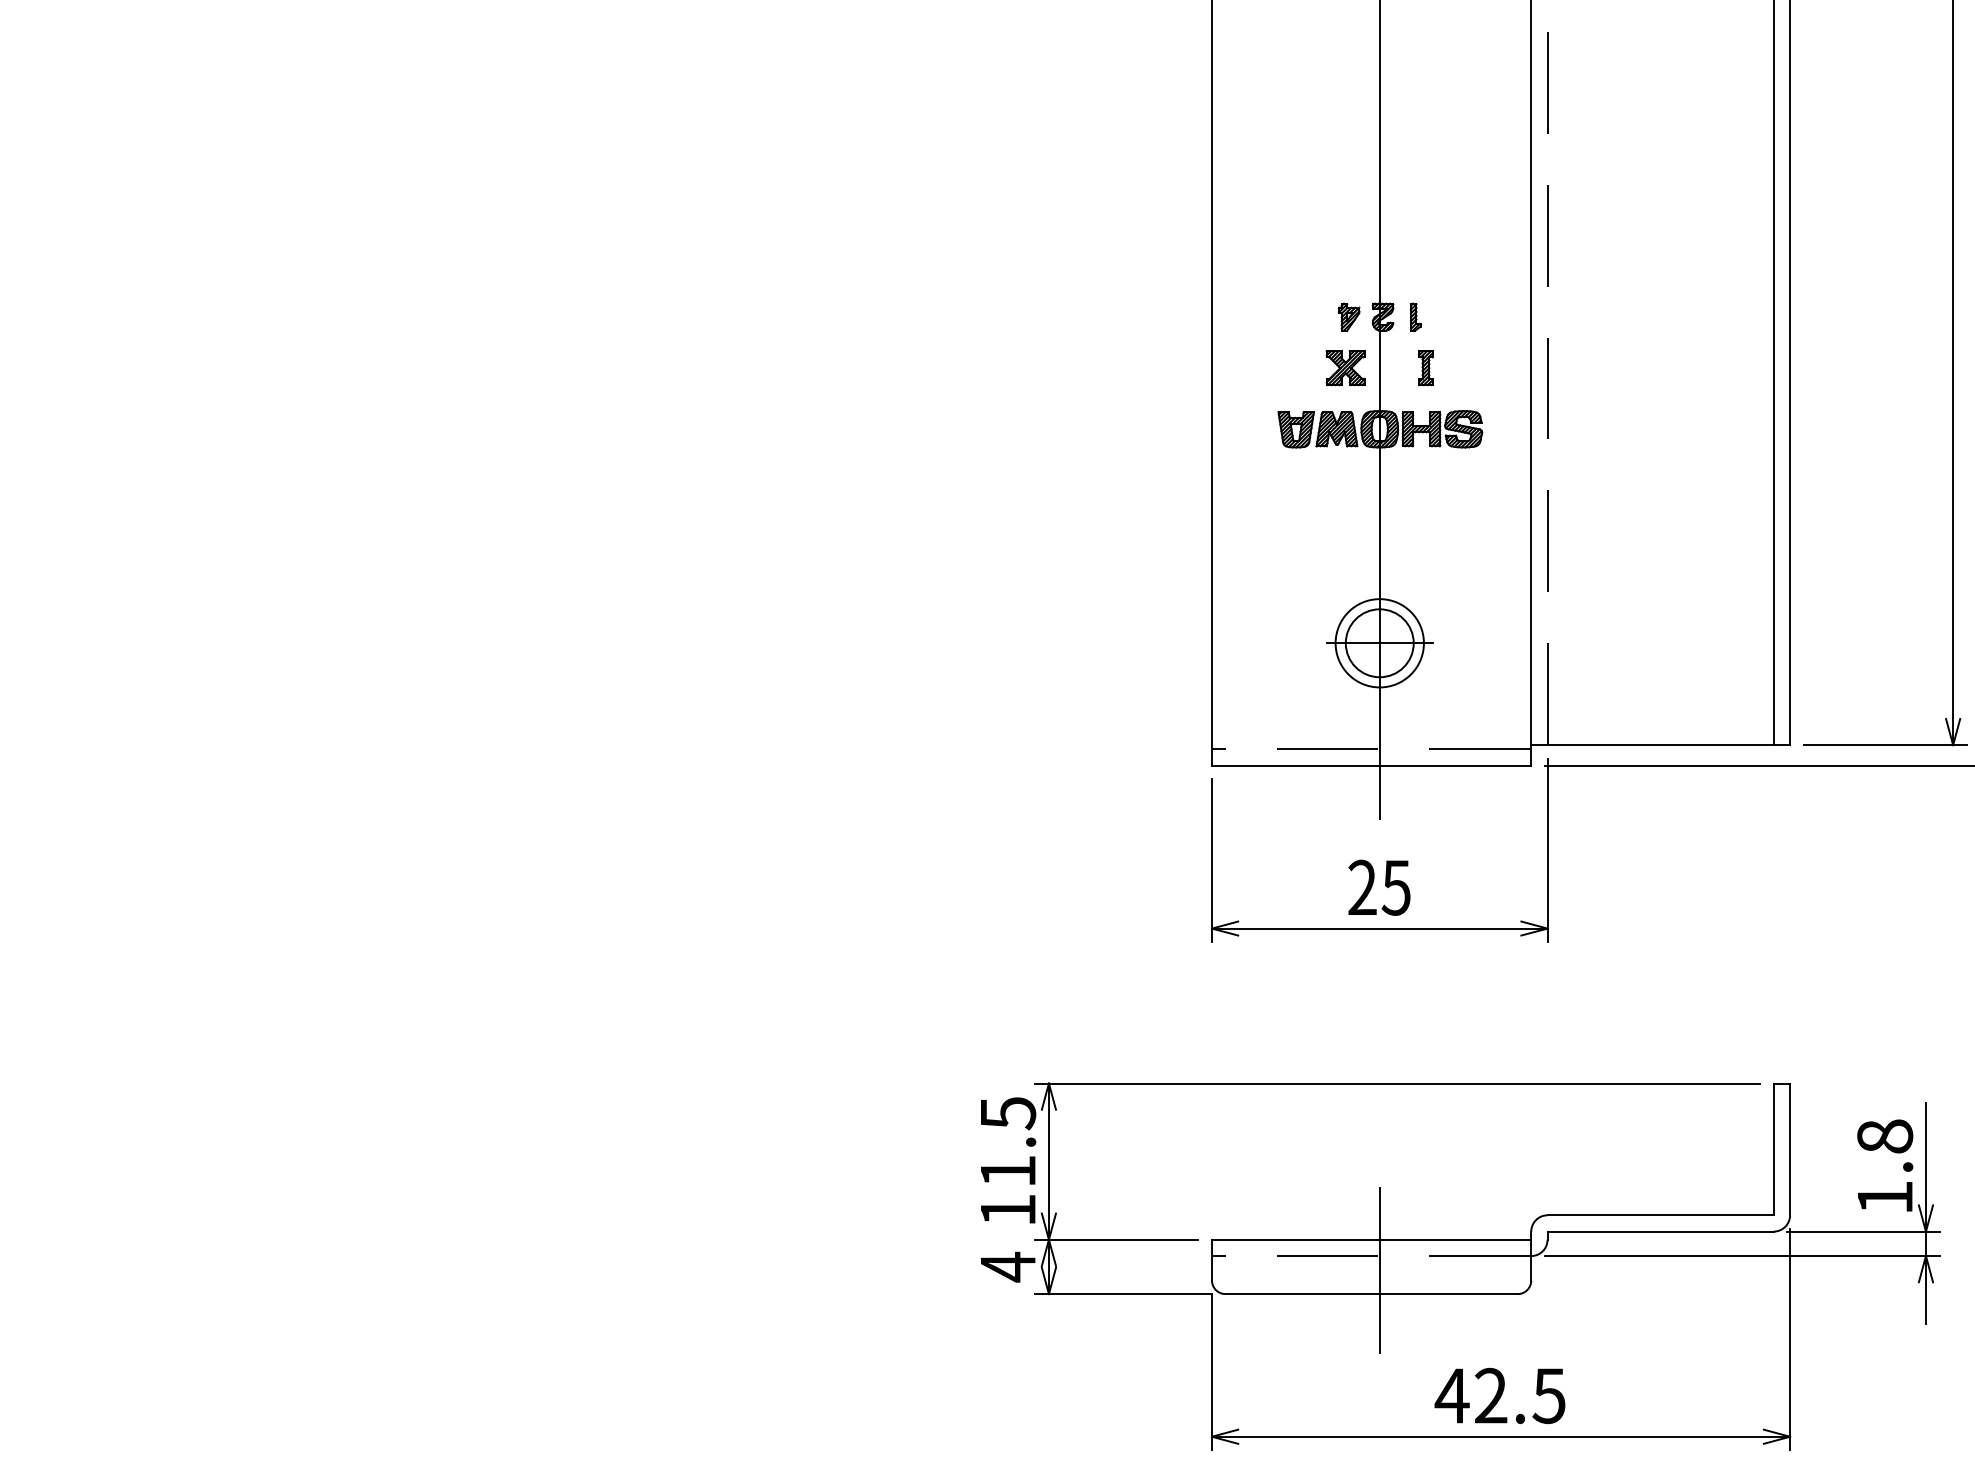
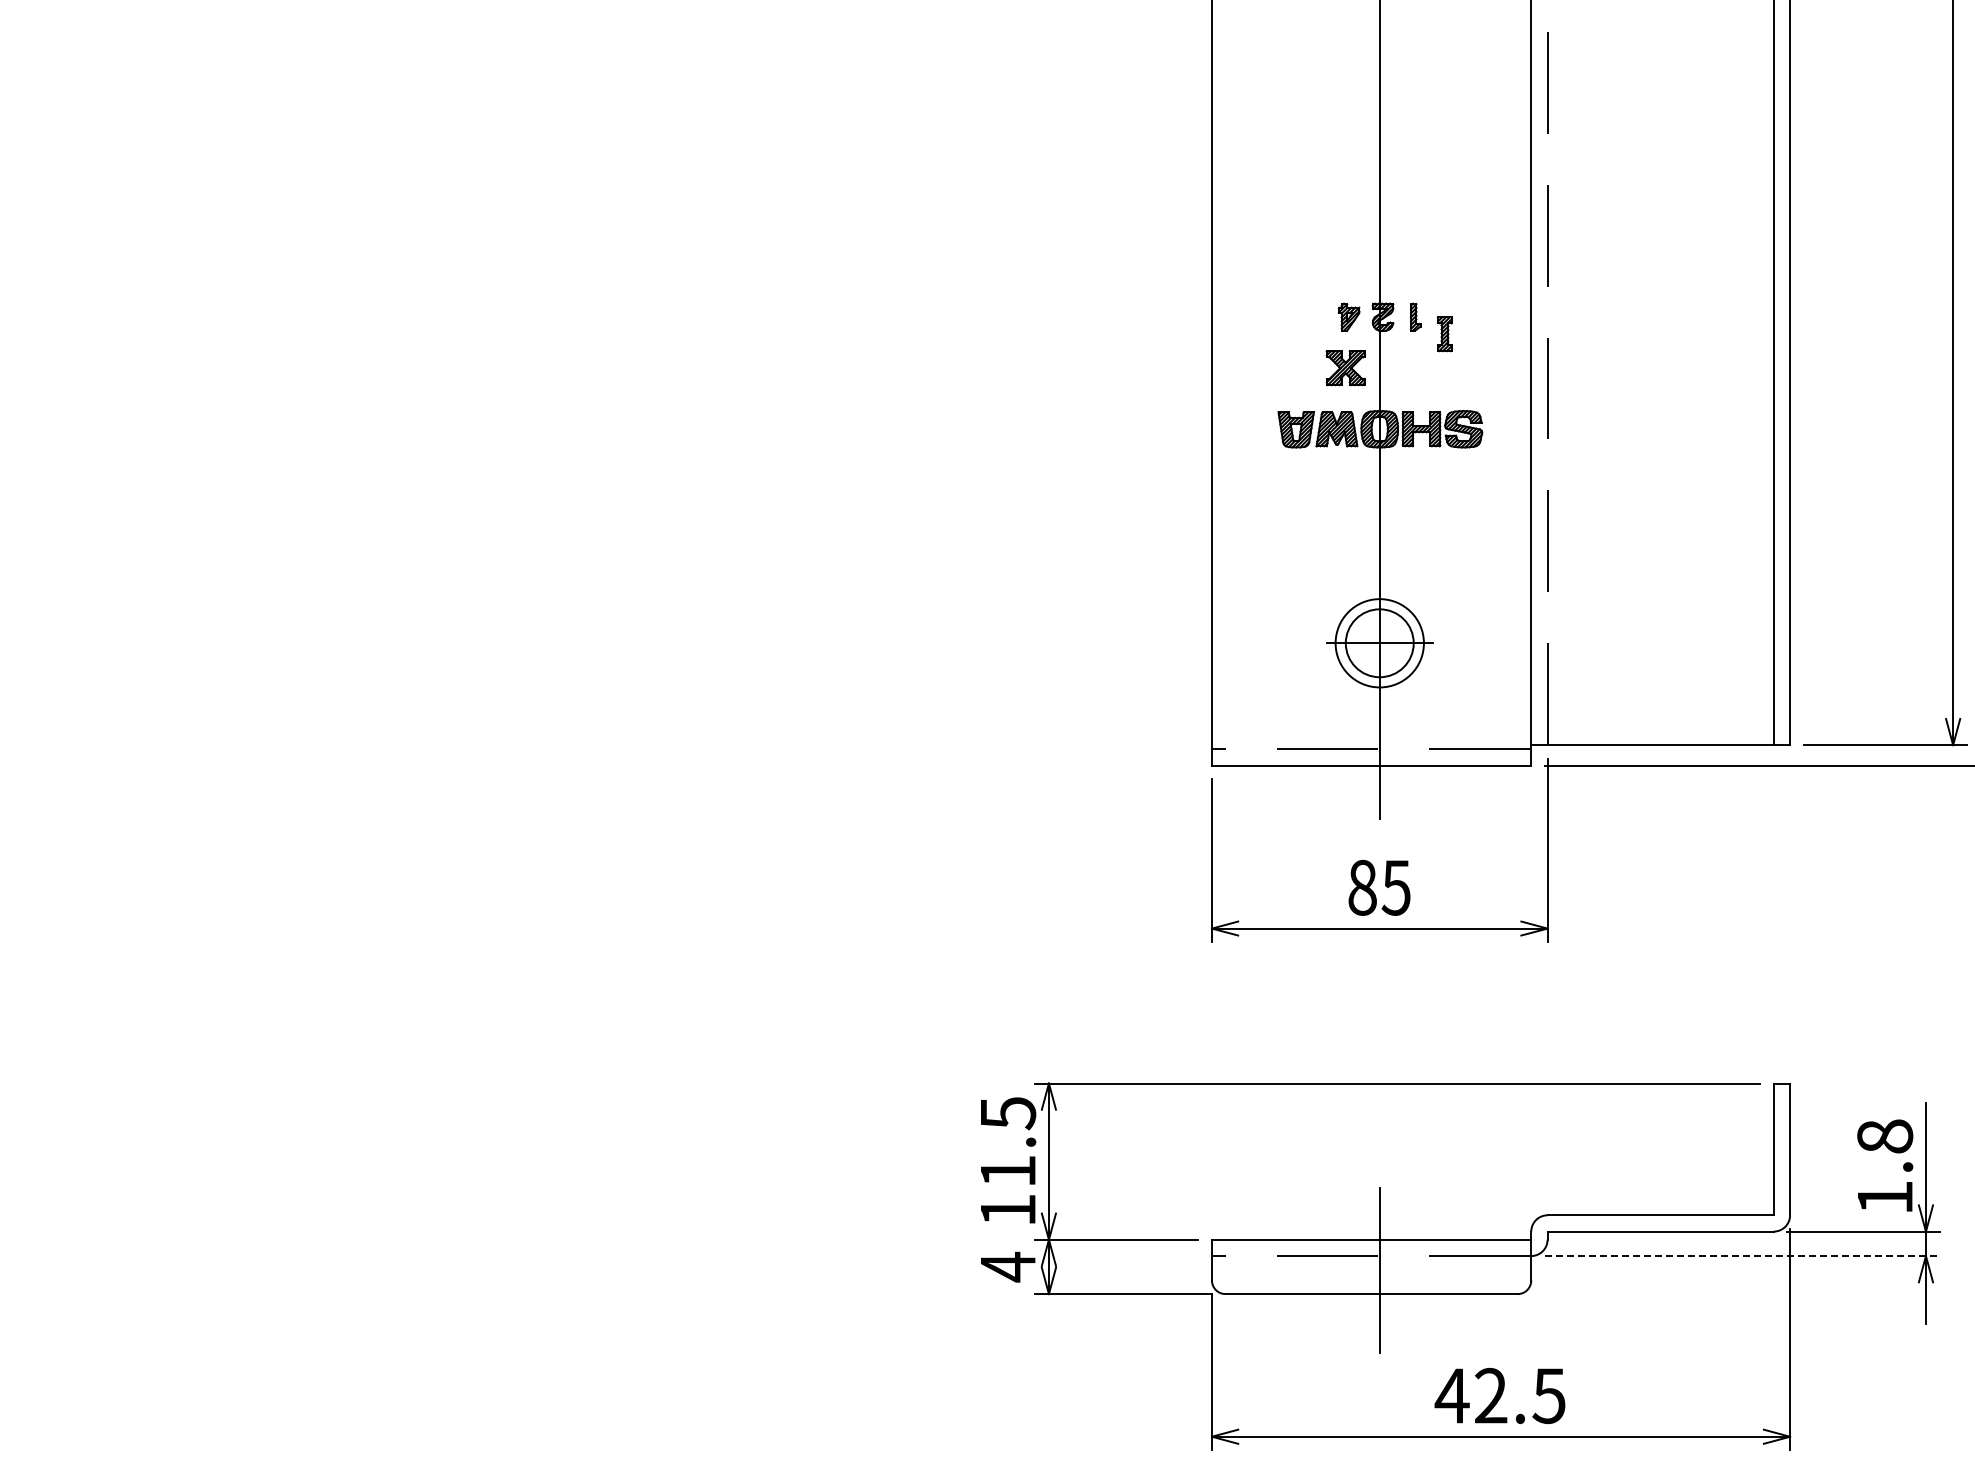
part position: (1425, 368) -> (1444, 334) (1444, 334)
text: 25 -> 85 (1362, 887)
line: solid -> dashed (1742, 1256)
